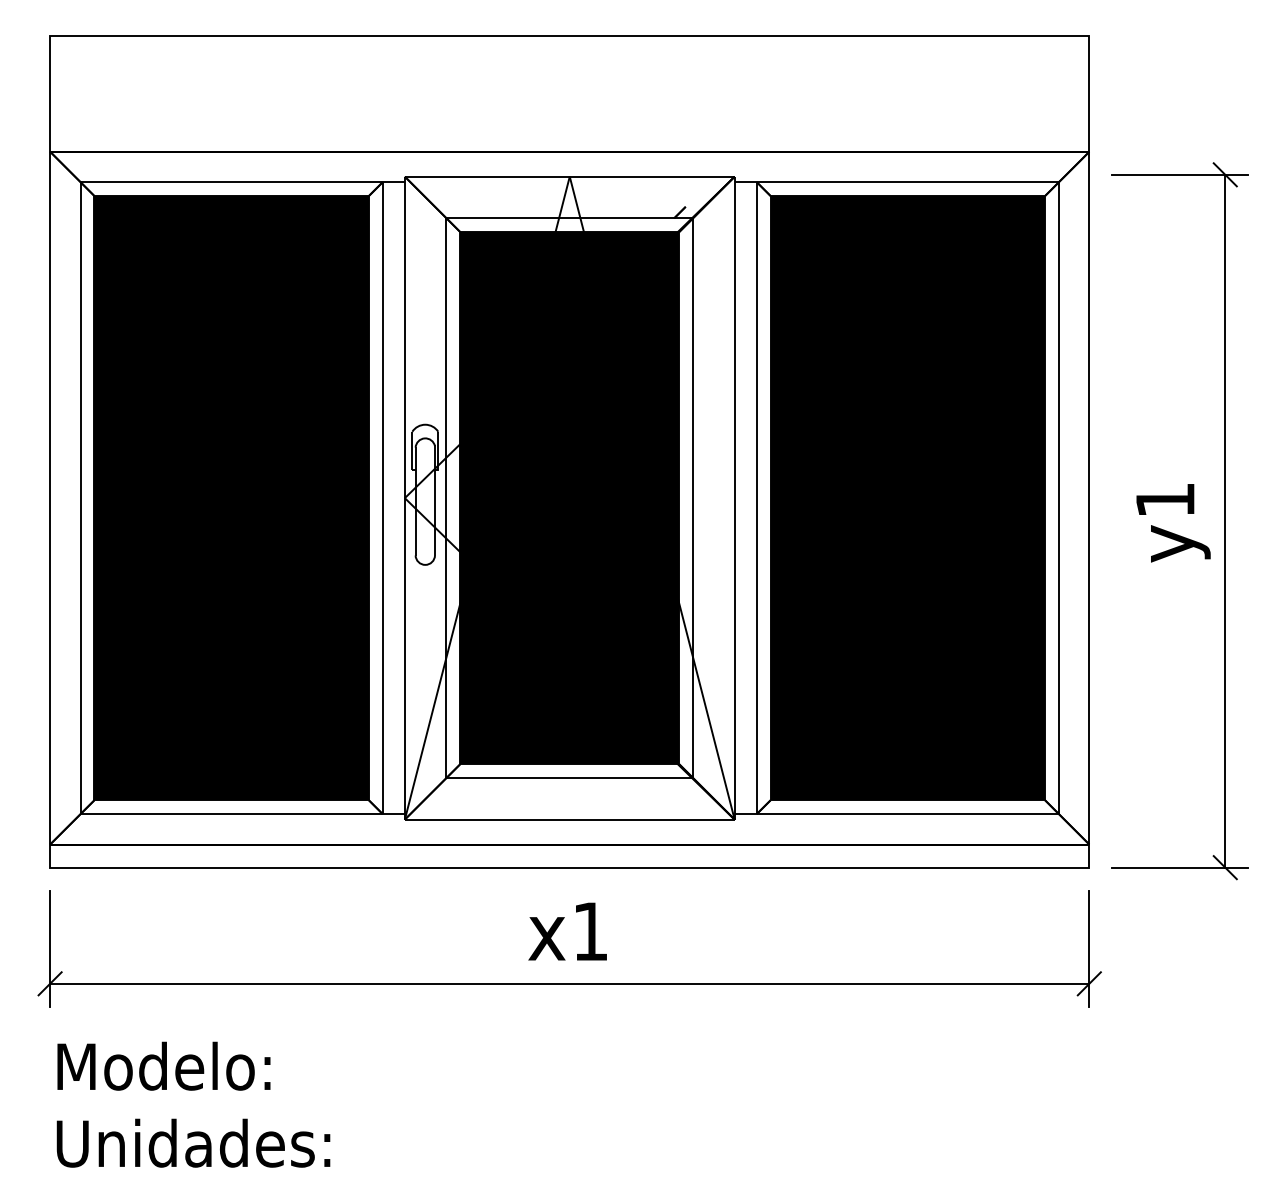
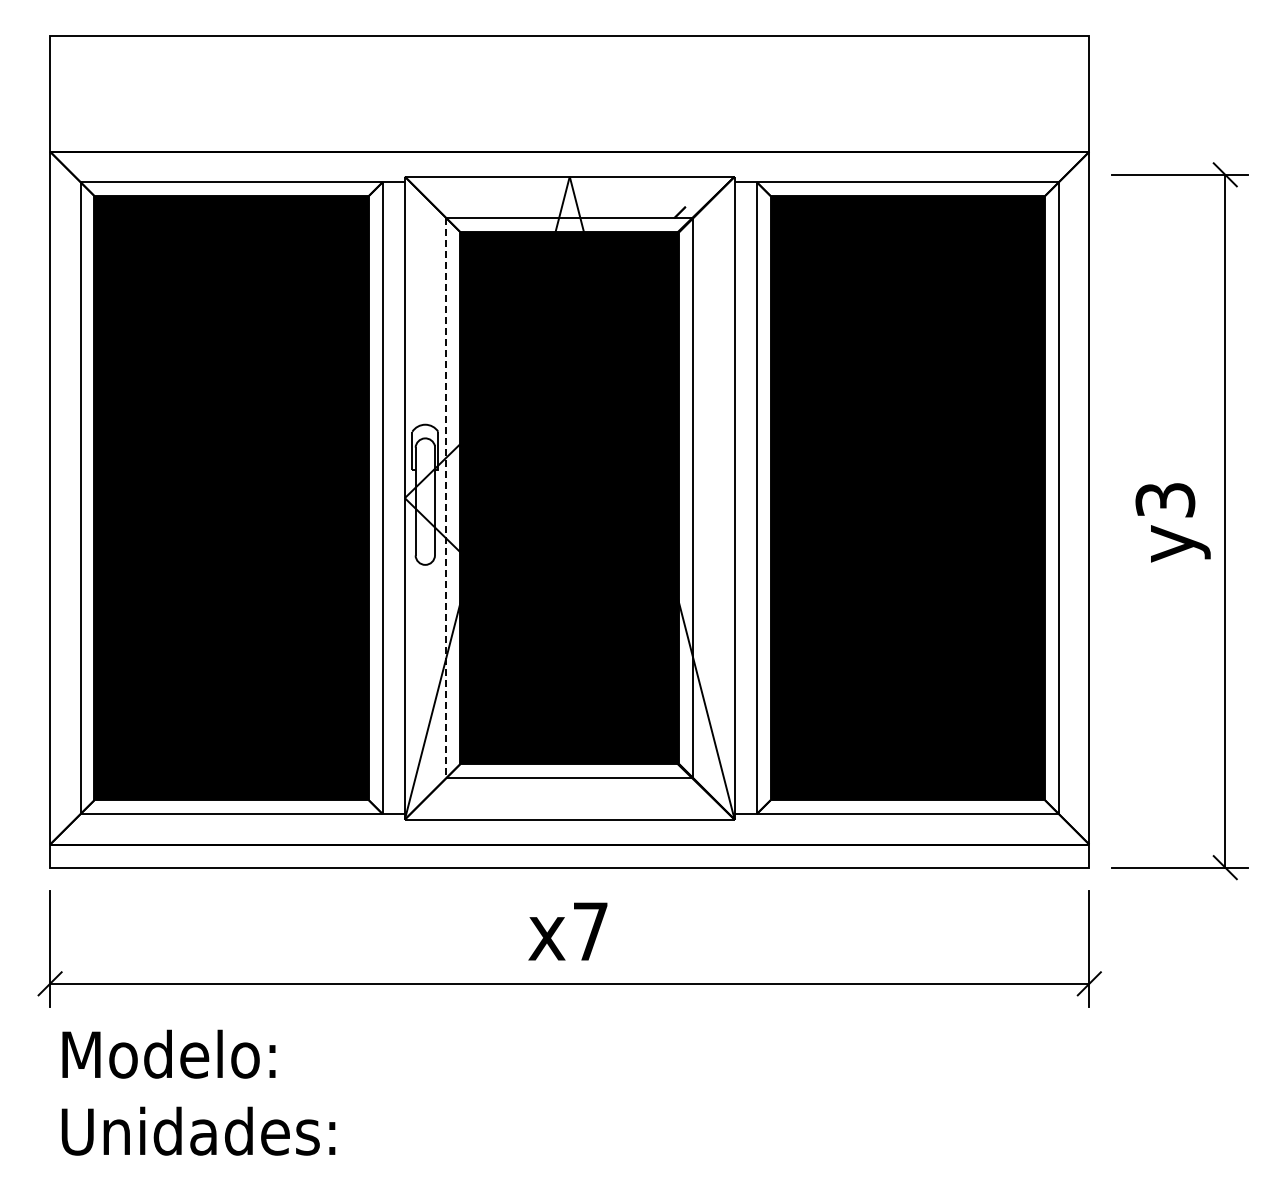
line: solid -> dashed (446, 498)
text: y1 -> y3 (1165, 500)
text: x1 -> x7 (590, 931)
text position: (193, 1104) -> (198, 1092) (198, 1092)
